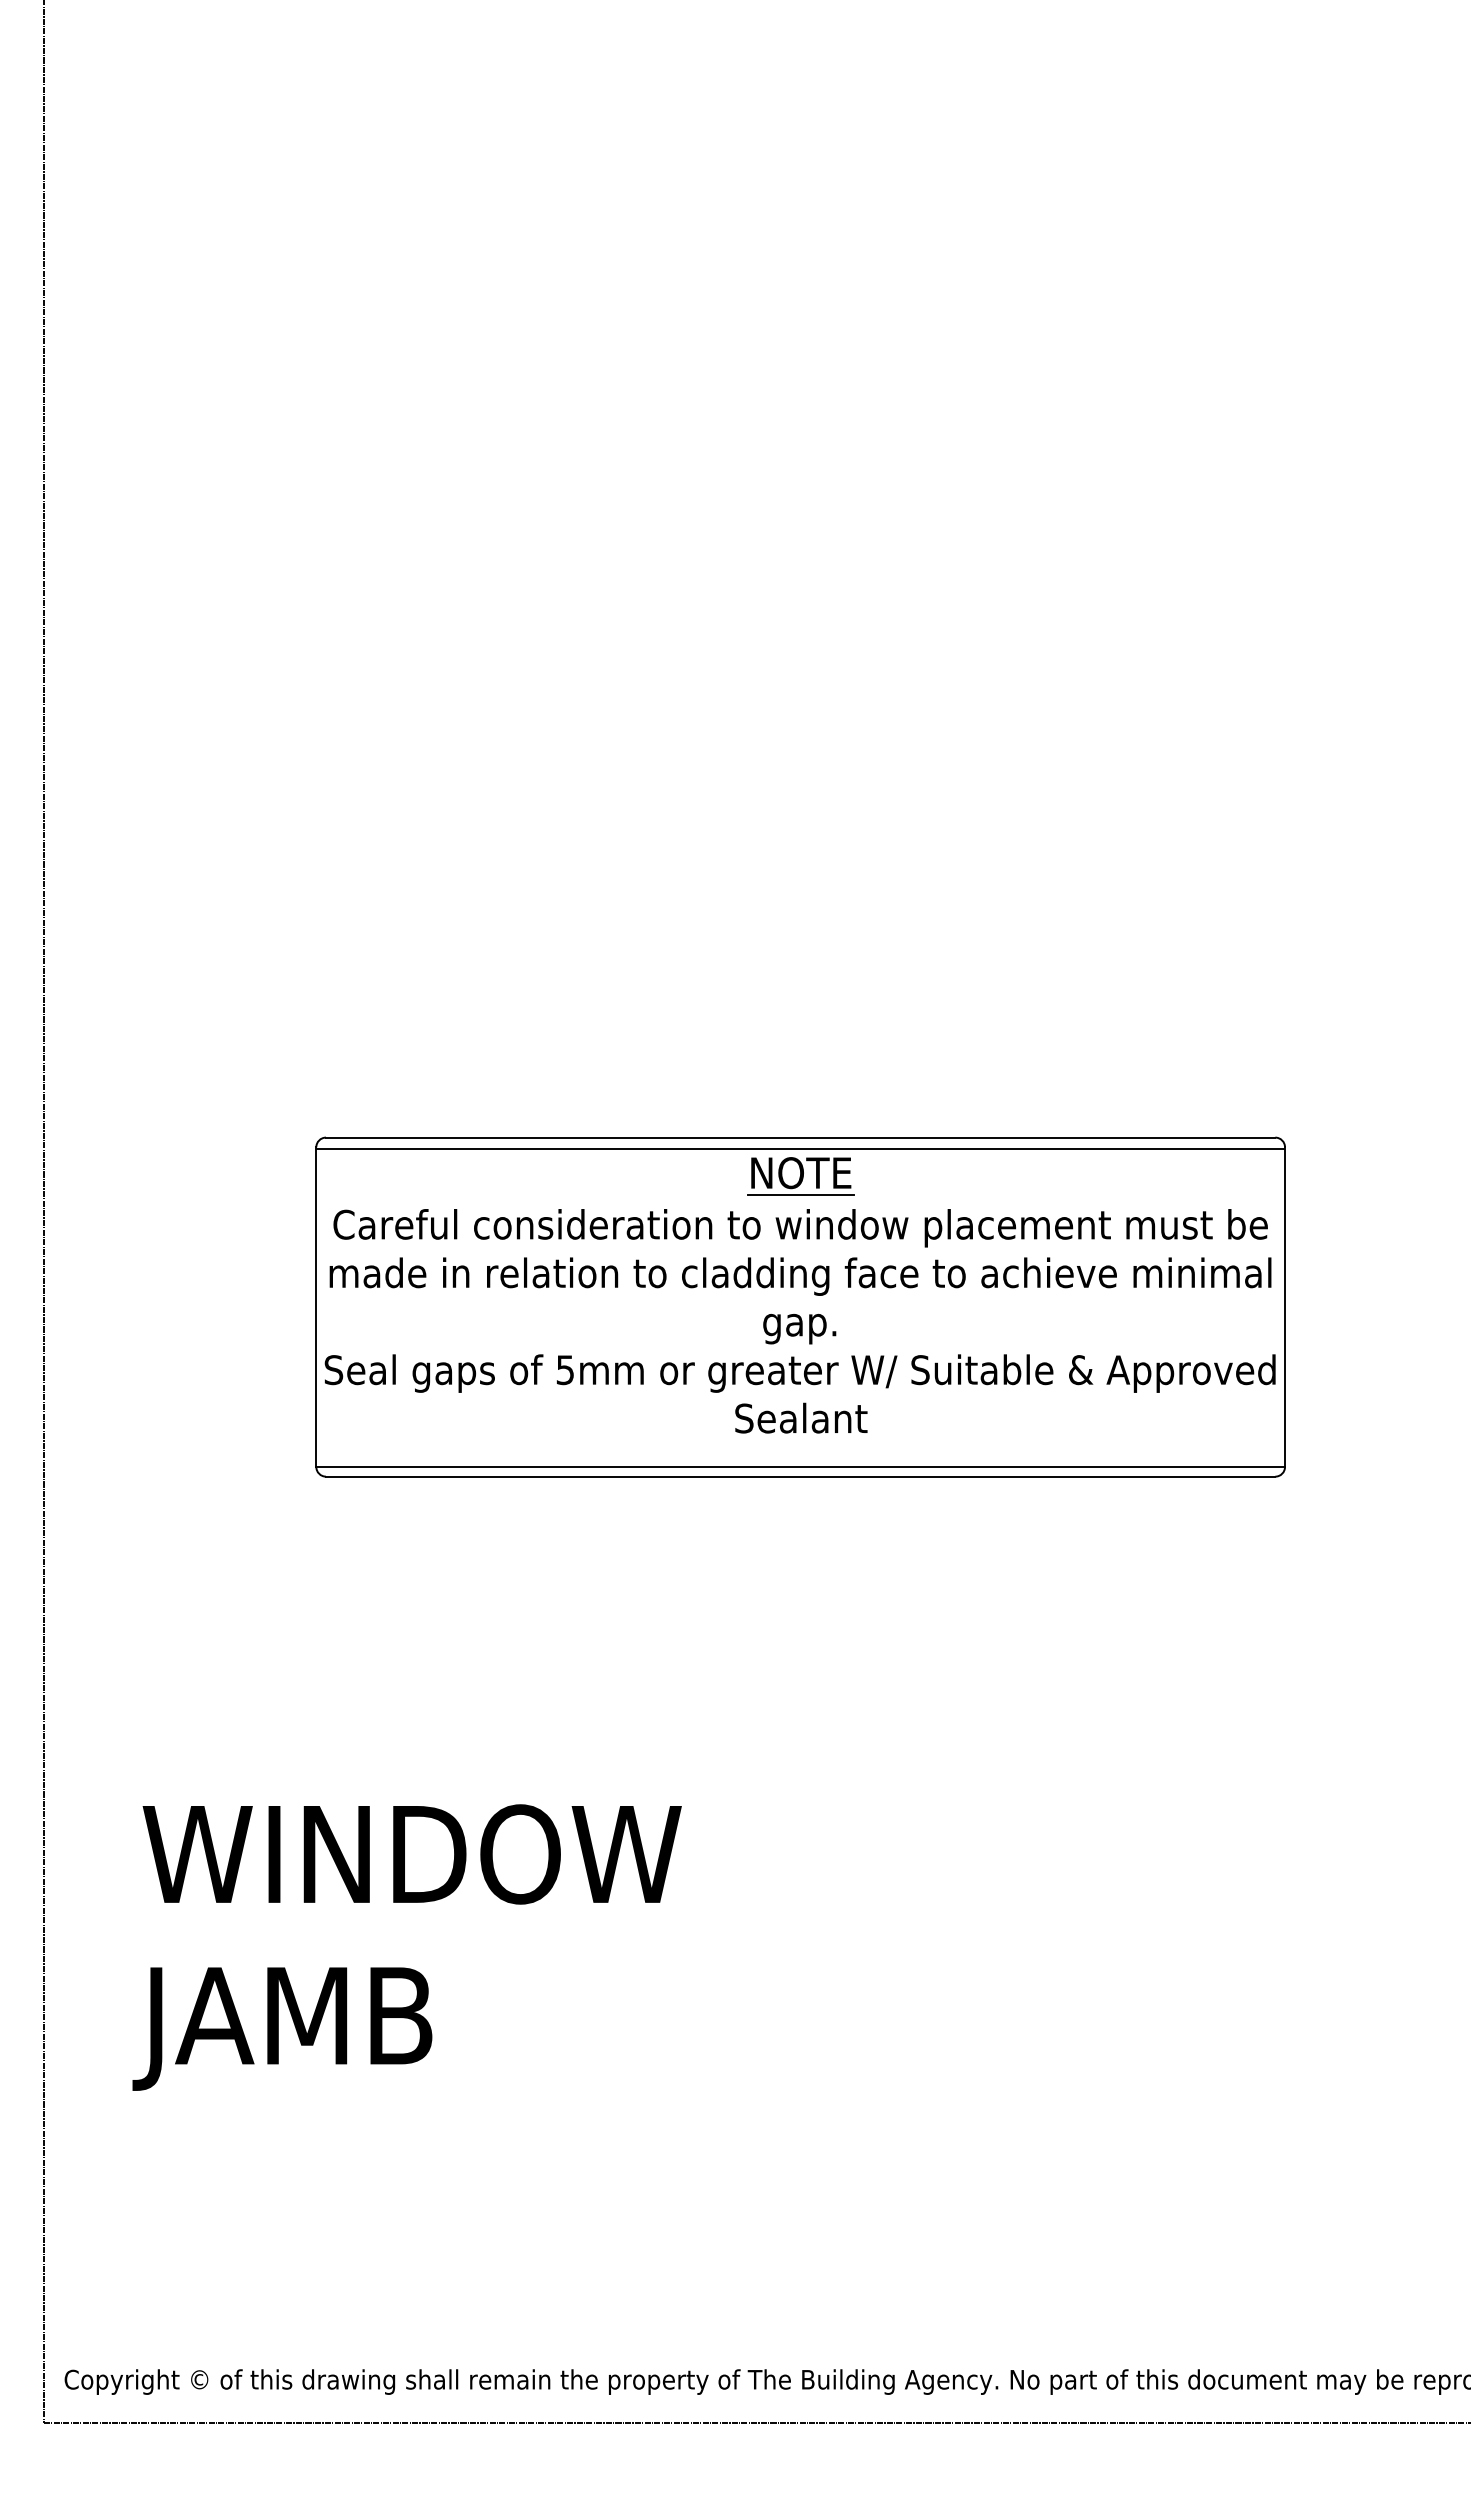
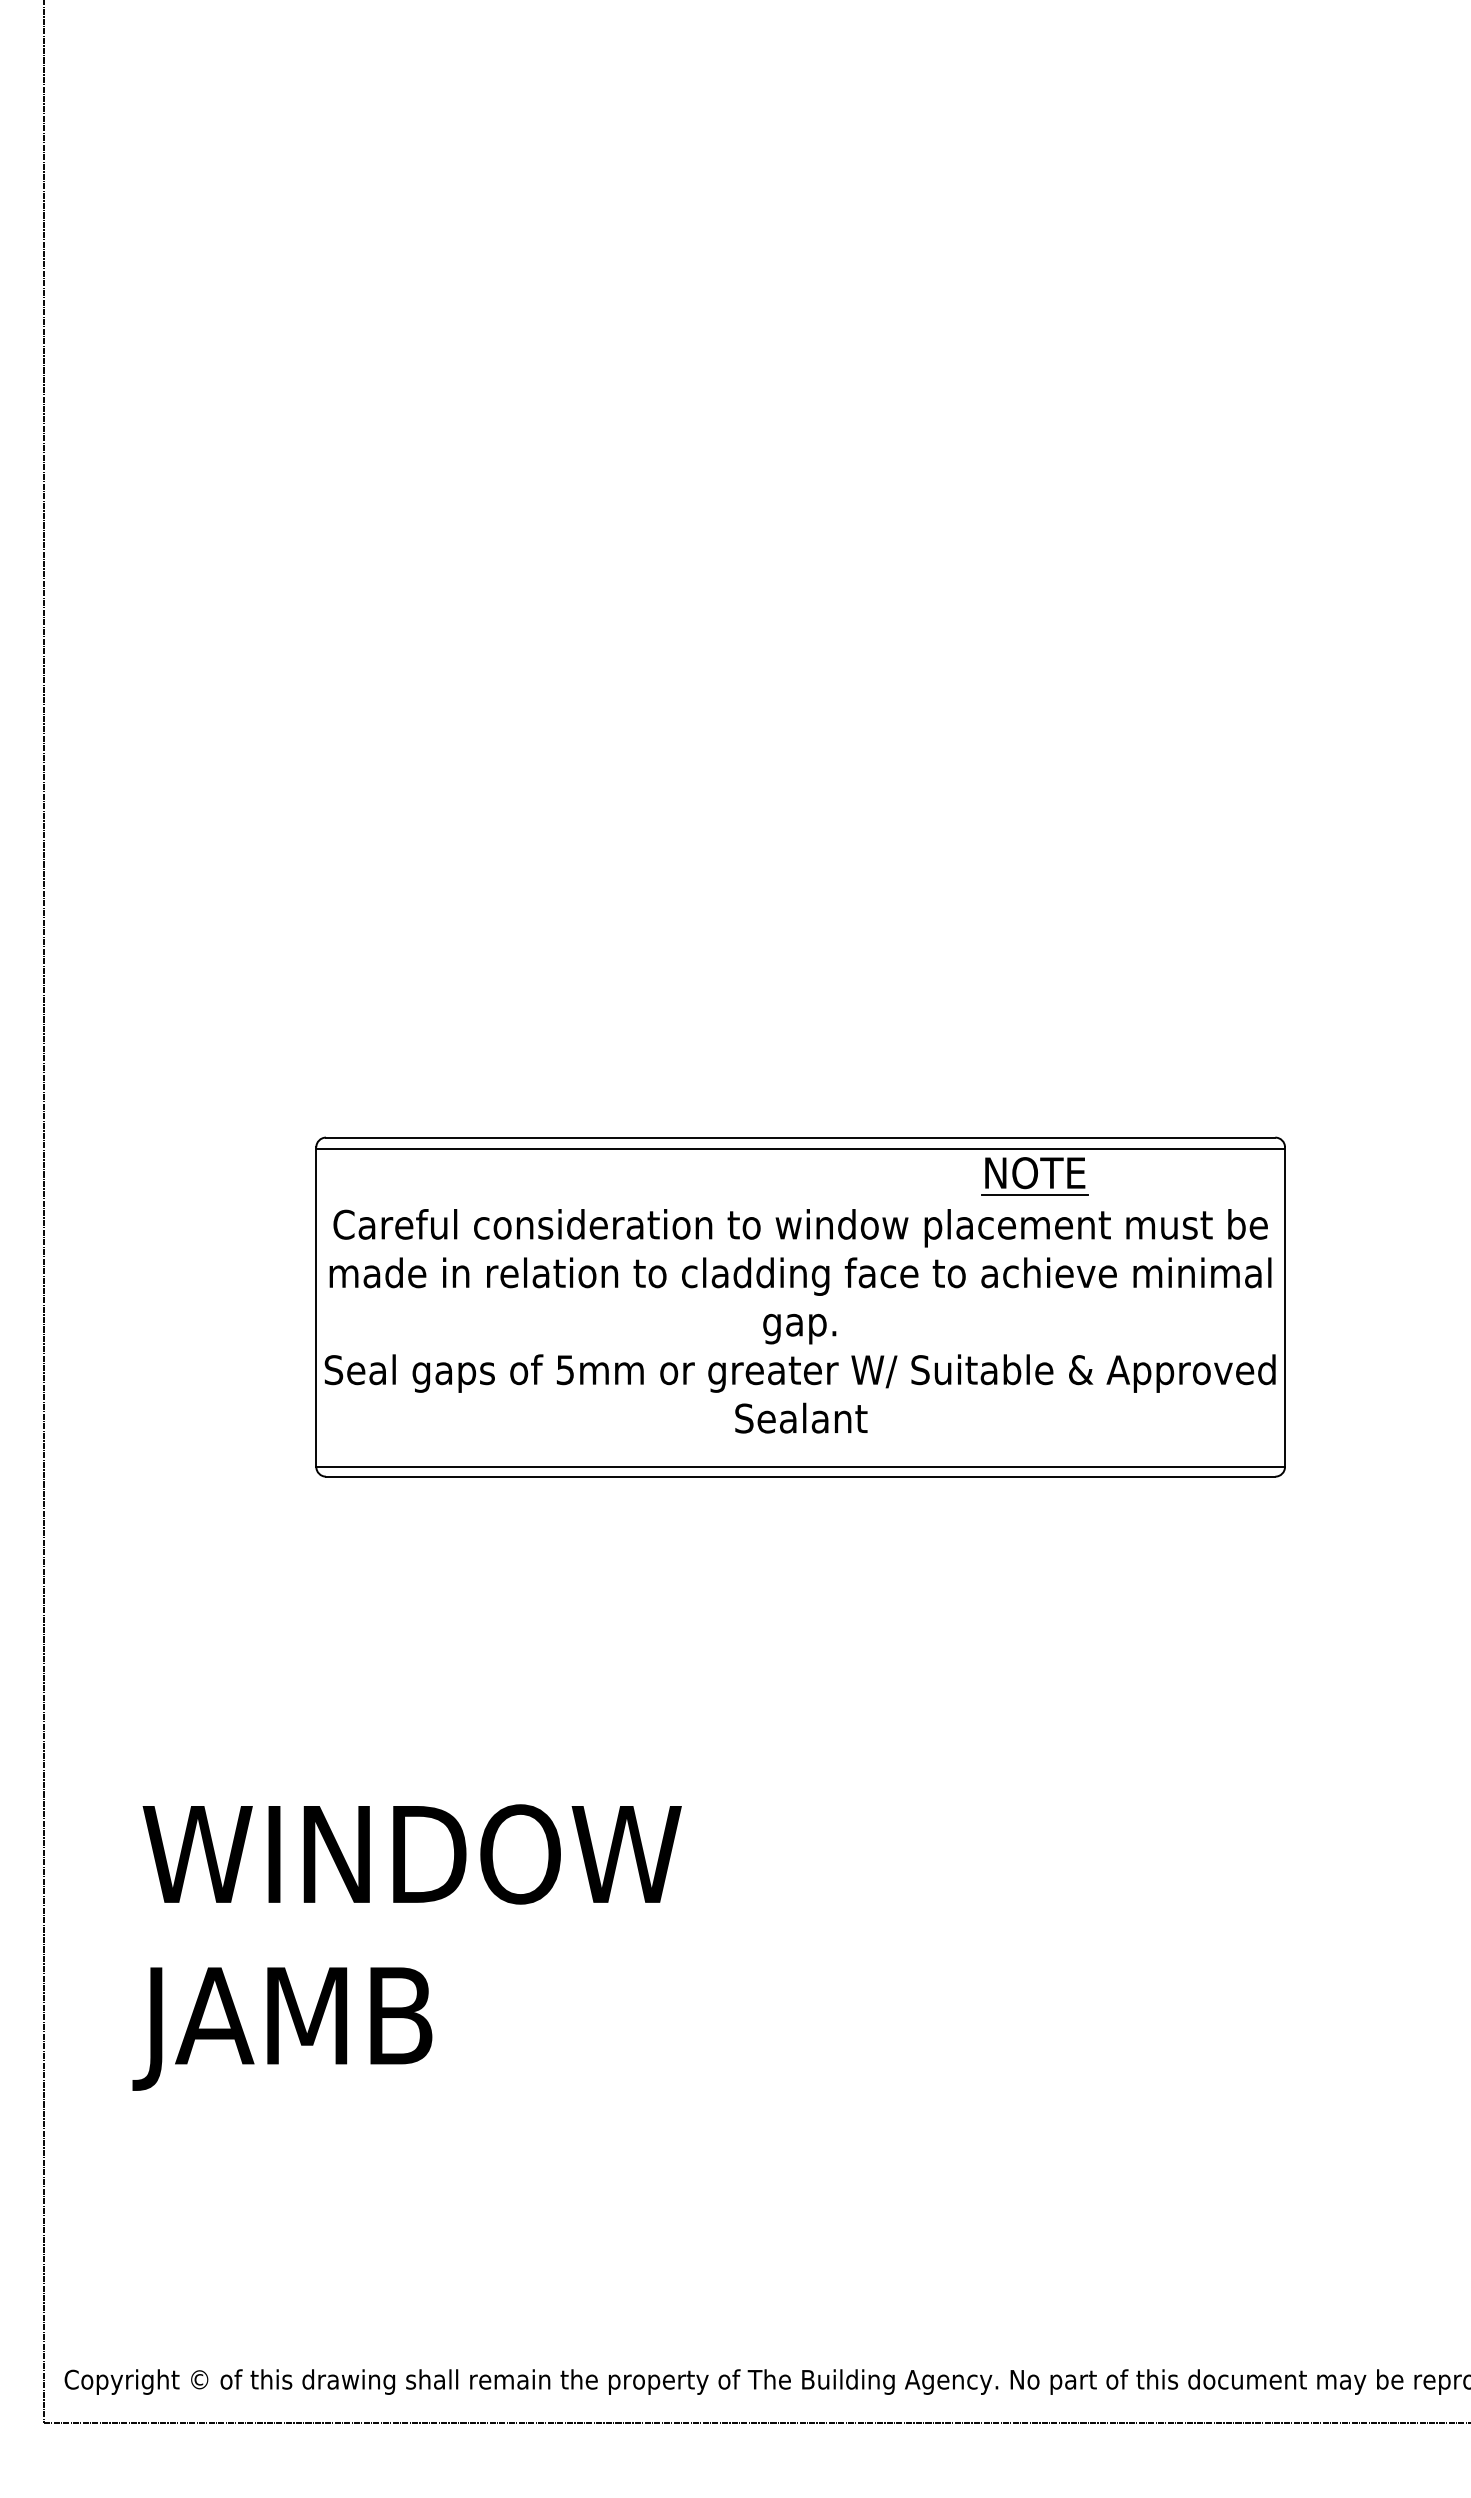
part position: (800, 1176) -> (1034, 1176) (1034, 1176)
